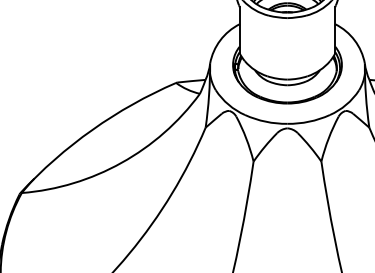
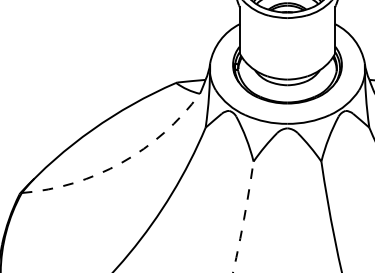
arc: solid -> dashed (121, 162)
arc: solid -> dashed (244, 216)
